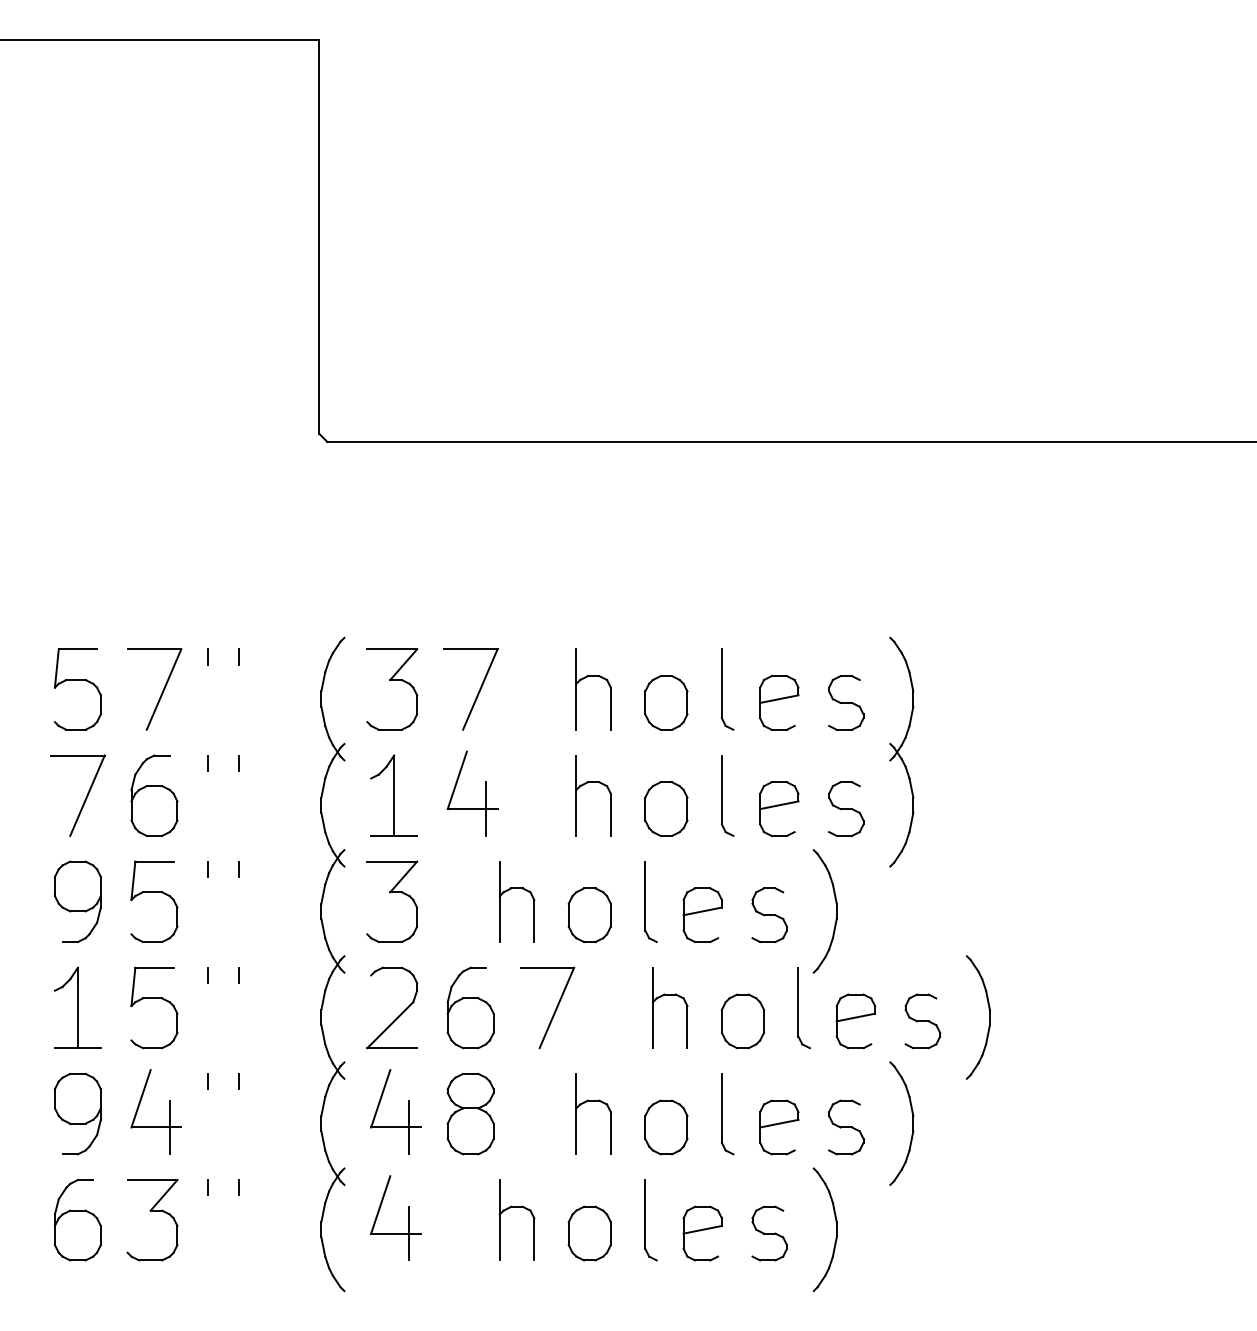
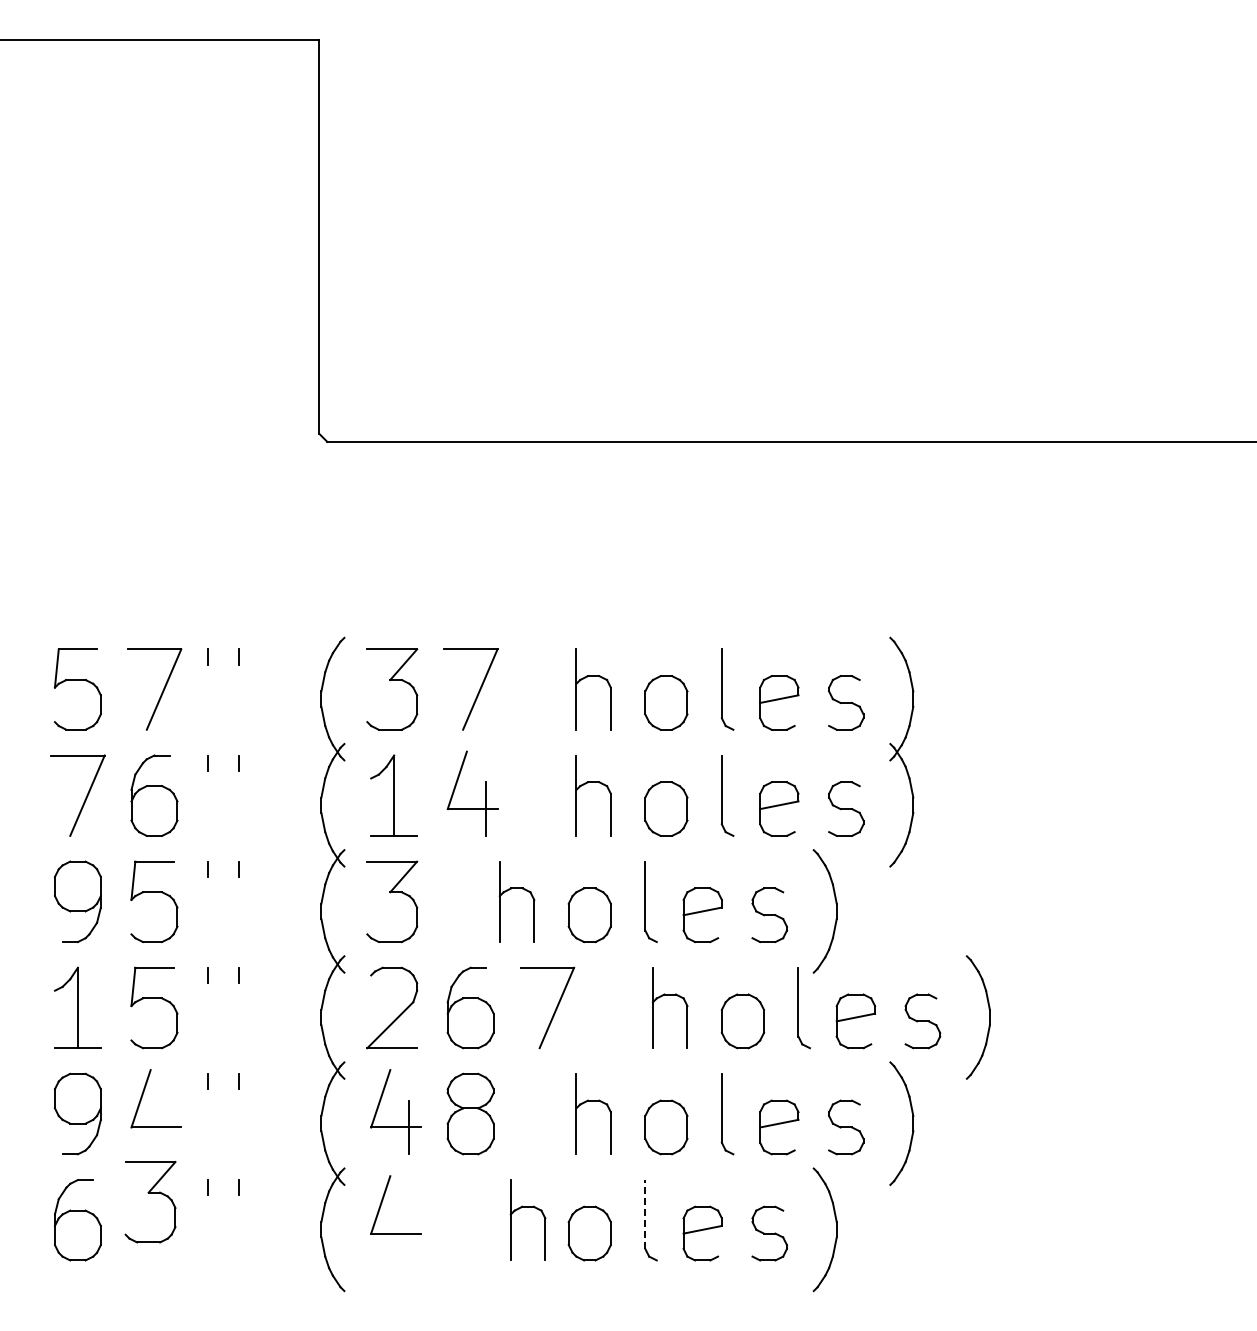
line: present -> none (169, 1127)
part position: (516, 1207) -> (527, 1207) (527, 1207)
part position: (152, 1211) -> (150, 1193) (150, 1193)
line: solid -> dashed (645, 1213)
line: present -> none (409, 1233)
